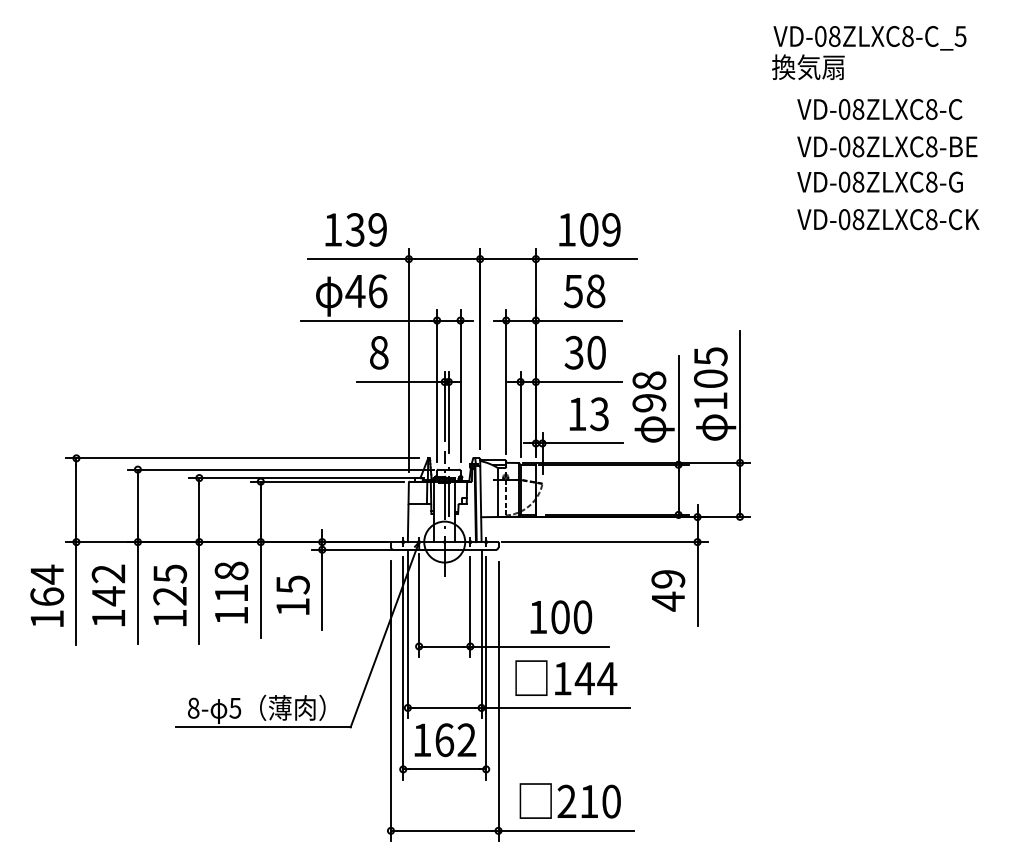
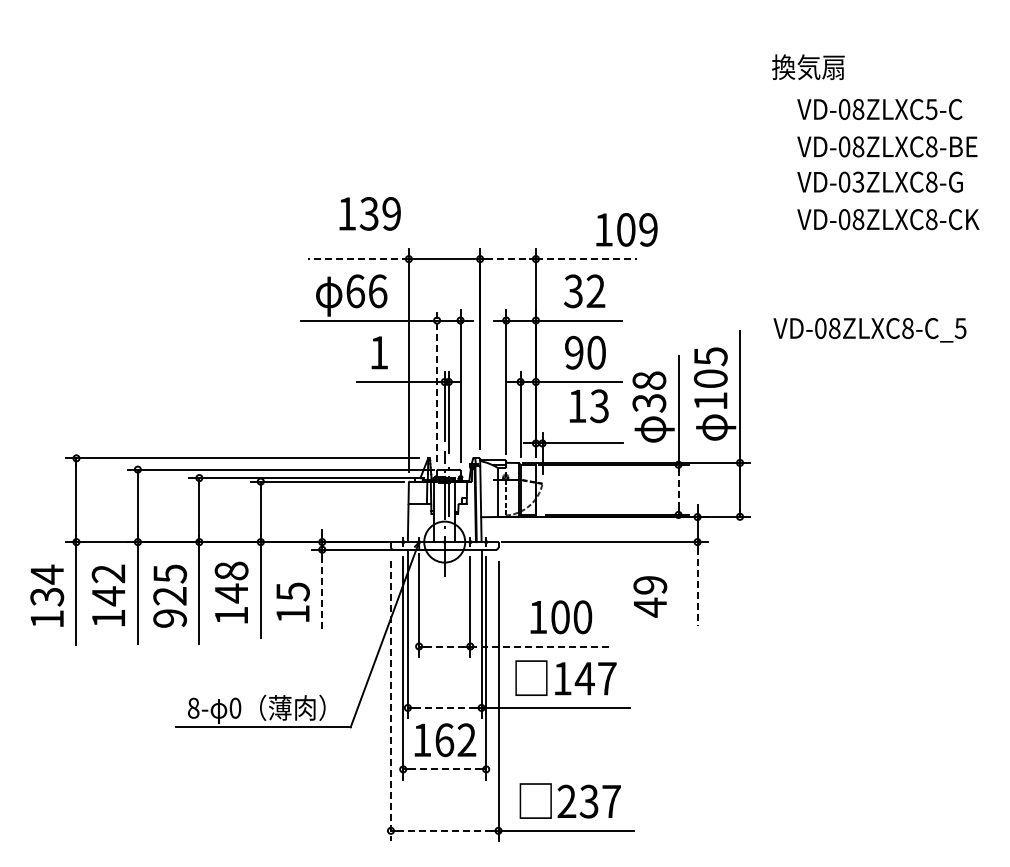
text position: (869, 38) -> (869, 330) (869, 330)
text: VD-08ZLXC8-C -> VD-08ZLXC5-C (931, 109)
text: VD-08ZLXC8-G -> VD-03ZLXC8-G (858, 181)
text position: (355, 229) -> (369, 213) (369, 213)
text position: (589, 229) -> (626, 229) (626, 229)
line: solid -> dashed (358, 259)
line: solid -> dashed (508, 259)
line: solid -> dashed (586, 259)
text: 46 -> 66 (355, 291)
text: 58 -> 32 (584, 291)
text: 8 -> 1 (379, 352)
text: 30 -> 90 (573, 352)
line: solid -> dashed (437, 386)
text: 98 -> 38 (649, 403)
text position: (588, 414) -> (588, 406) (588, 406)
line: solid -> dashed (678, 489)
line: solid -> dashed (697, 587)
text position: (668, 590) -> (650, 596) (650, 596)
line: solid -> dashed (322, 592)
text: 118 -> 148 (231, 593)
text position: (292, 594) -> (292, 601) (292, 601)
text: 164 -> 134 (47, 596)
text: 125 -> 925 (170, 618)
line: solid -> dashed (445, 646)
line: solid -> dashed (539, 646)
text: 144 -> 147 (607, 678)
line: solid -> dashed (390, 701)
text: 5 -> 0 (235, 707)
line: solid -> dashed (444, 707)
line: solid -> dashed (445, 769)
text: 210 -> 237 (599, 801)
line: solid -> dashed (444, 830)
